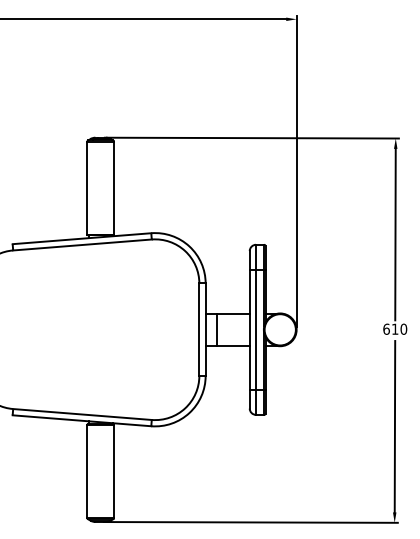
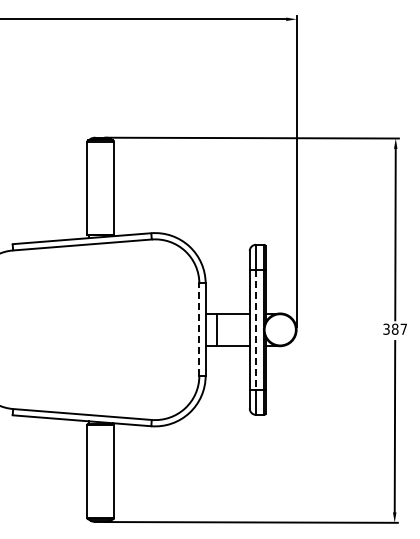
text: 610 -> 387 (395, 328)
line: solid -> dashed (199, 329)
line: solid -> dashed (256, 329)
